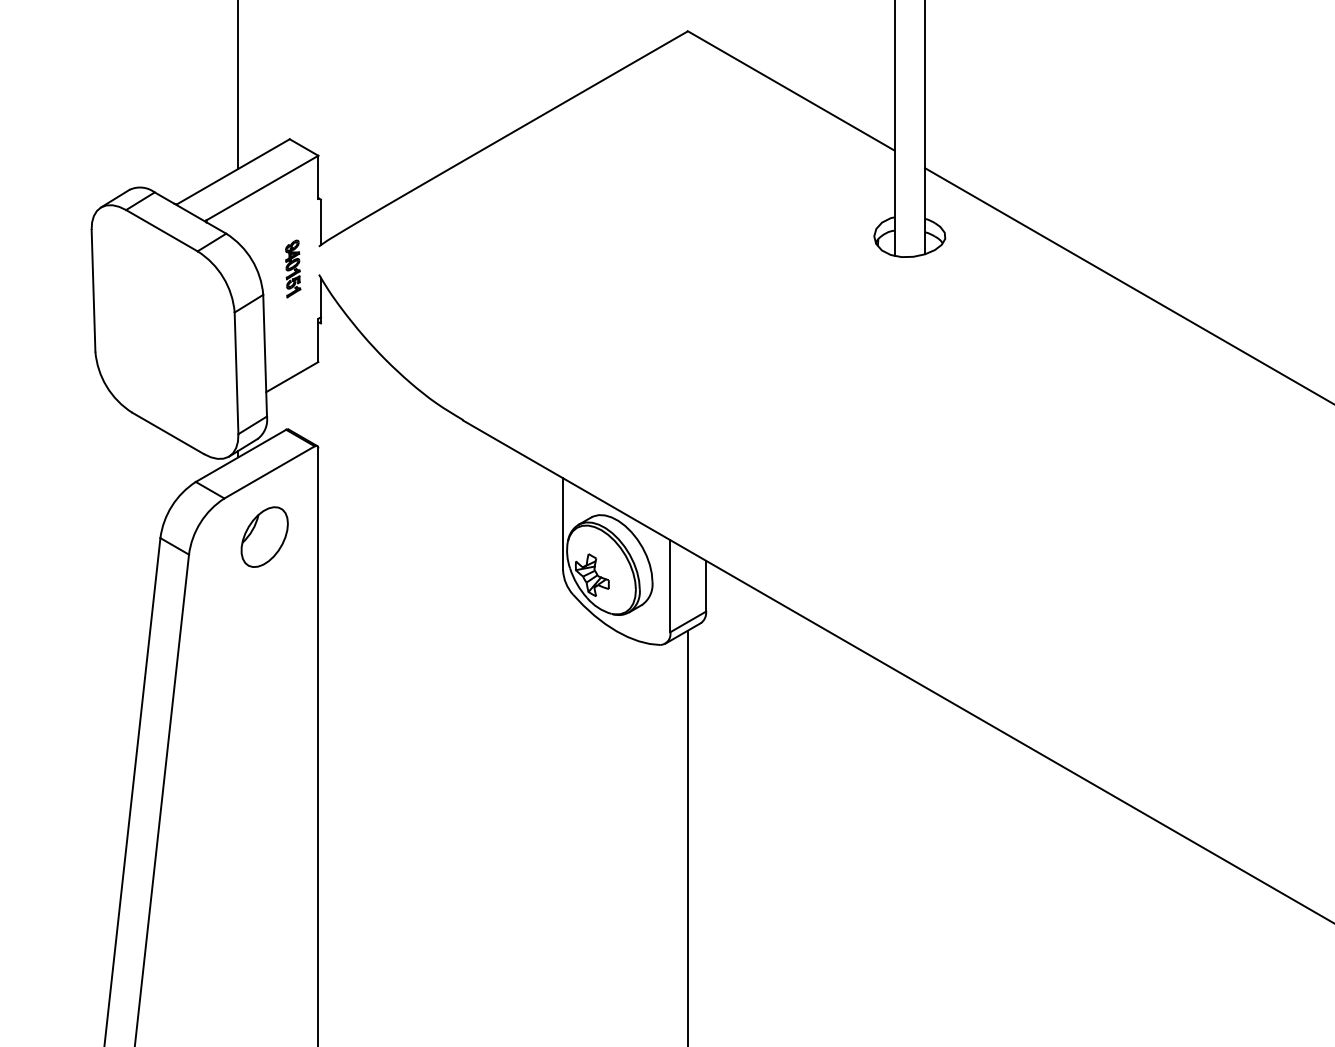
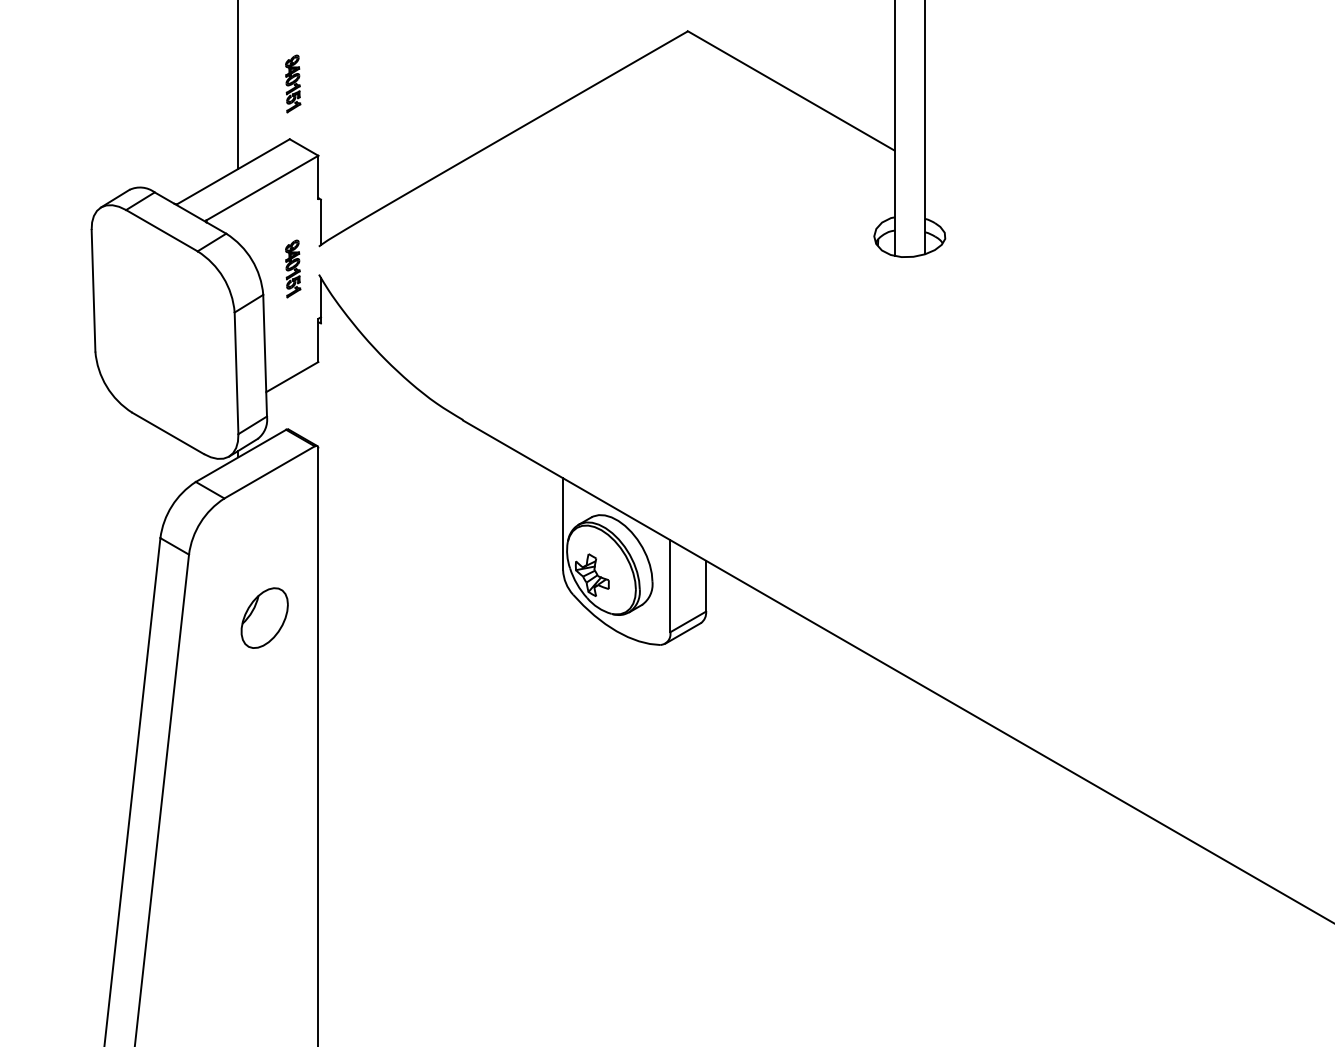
part: none -> present (293, 83)
line: present -> none (1128, 285)
part position: (264, 536) -> (264, 617) (264, 617)
line: present -> none (687, 836)
